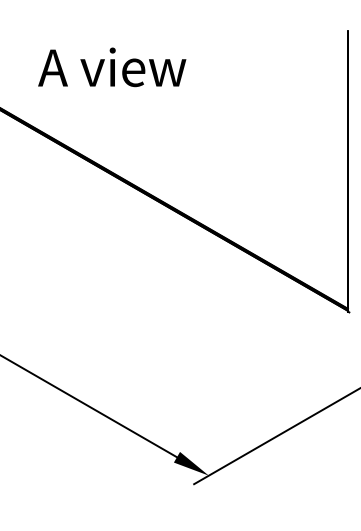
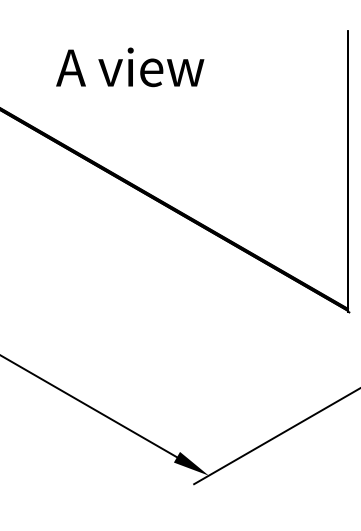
text position: (112, 67) -> (130, 67) (130, 67)
